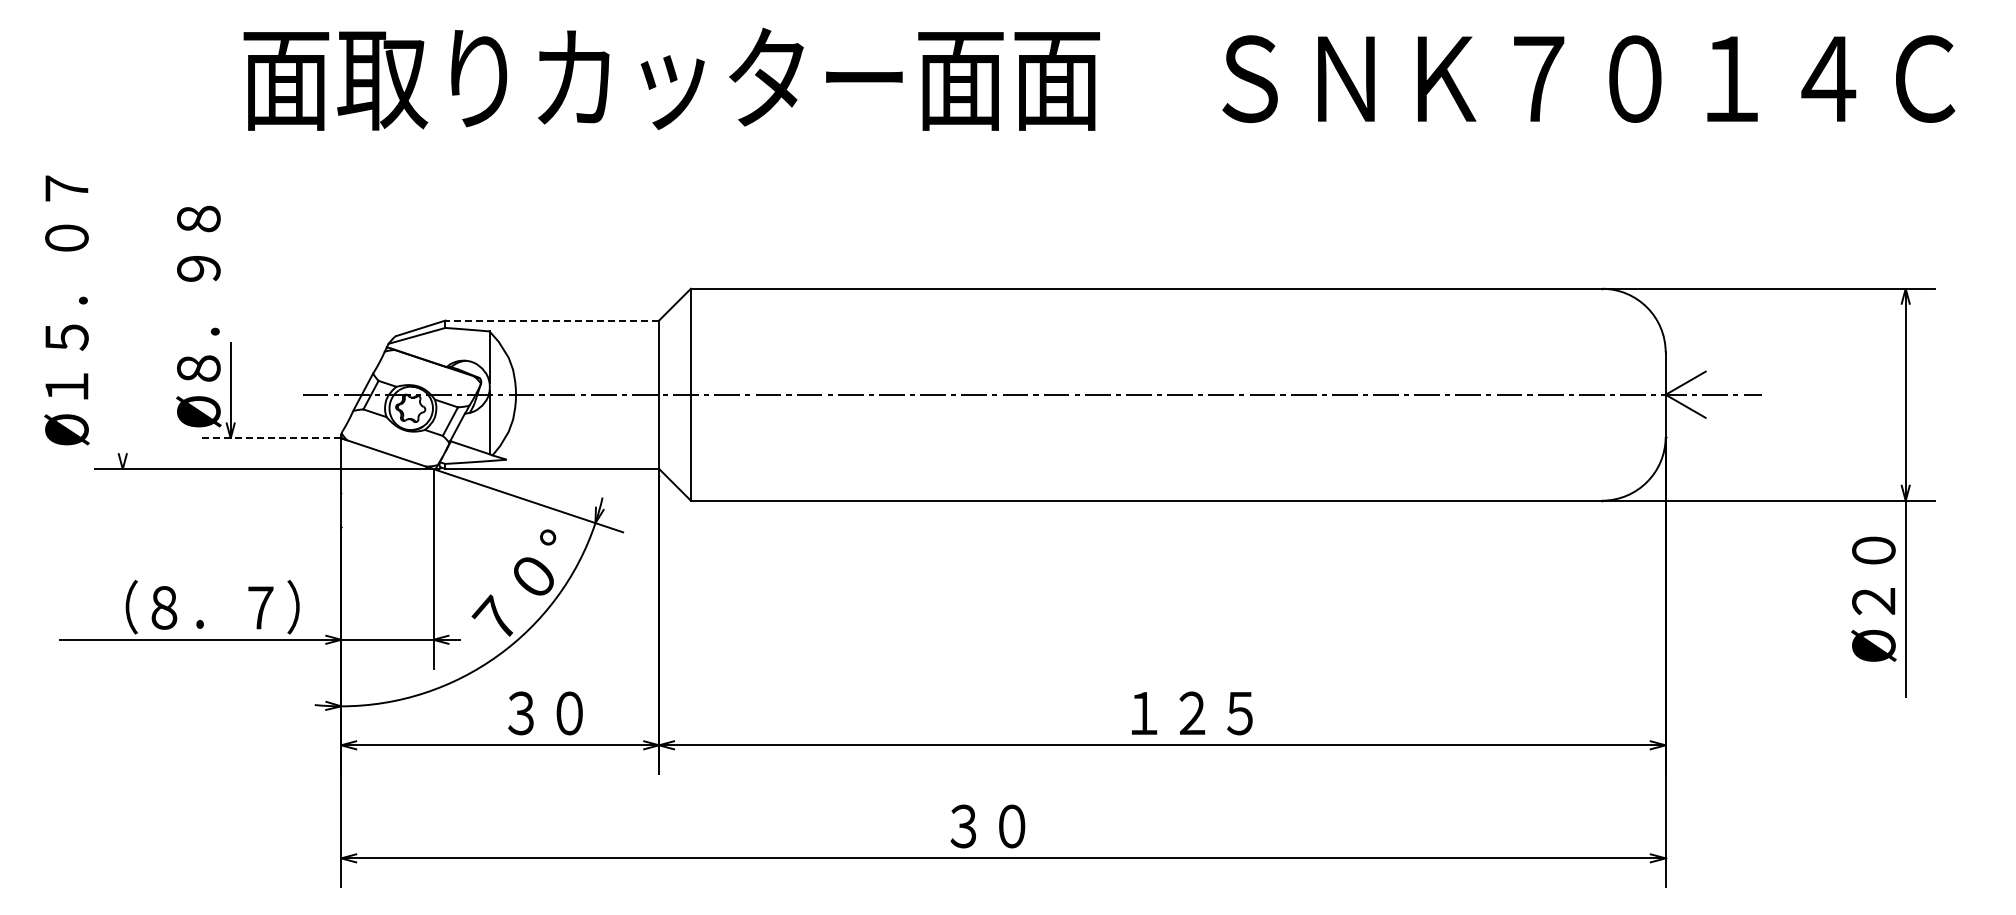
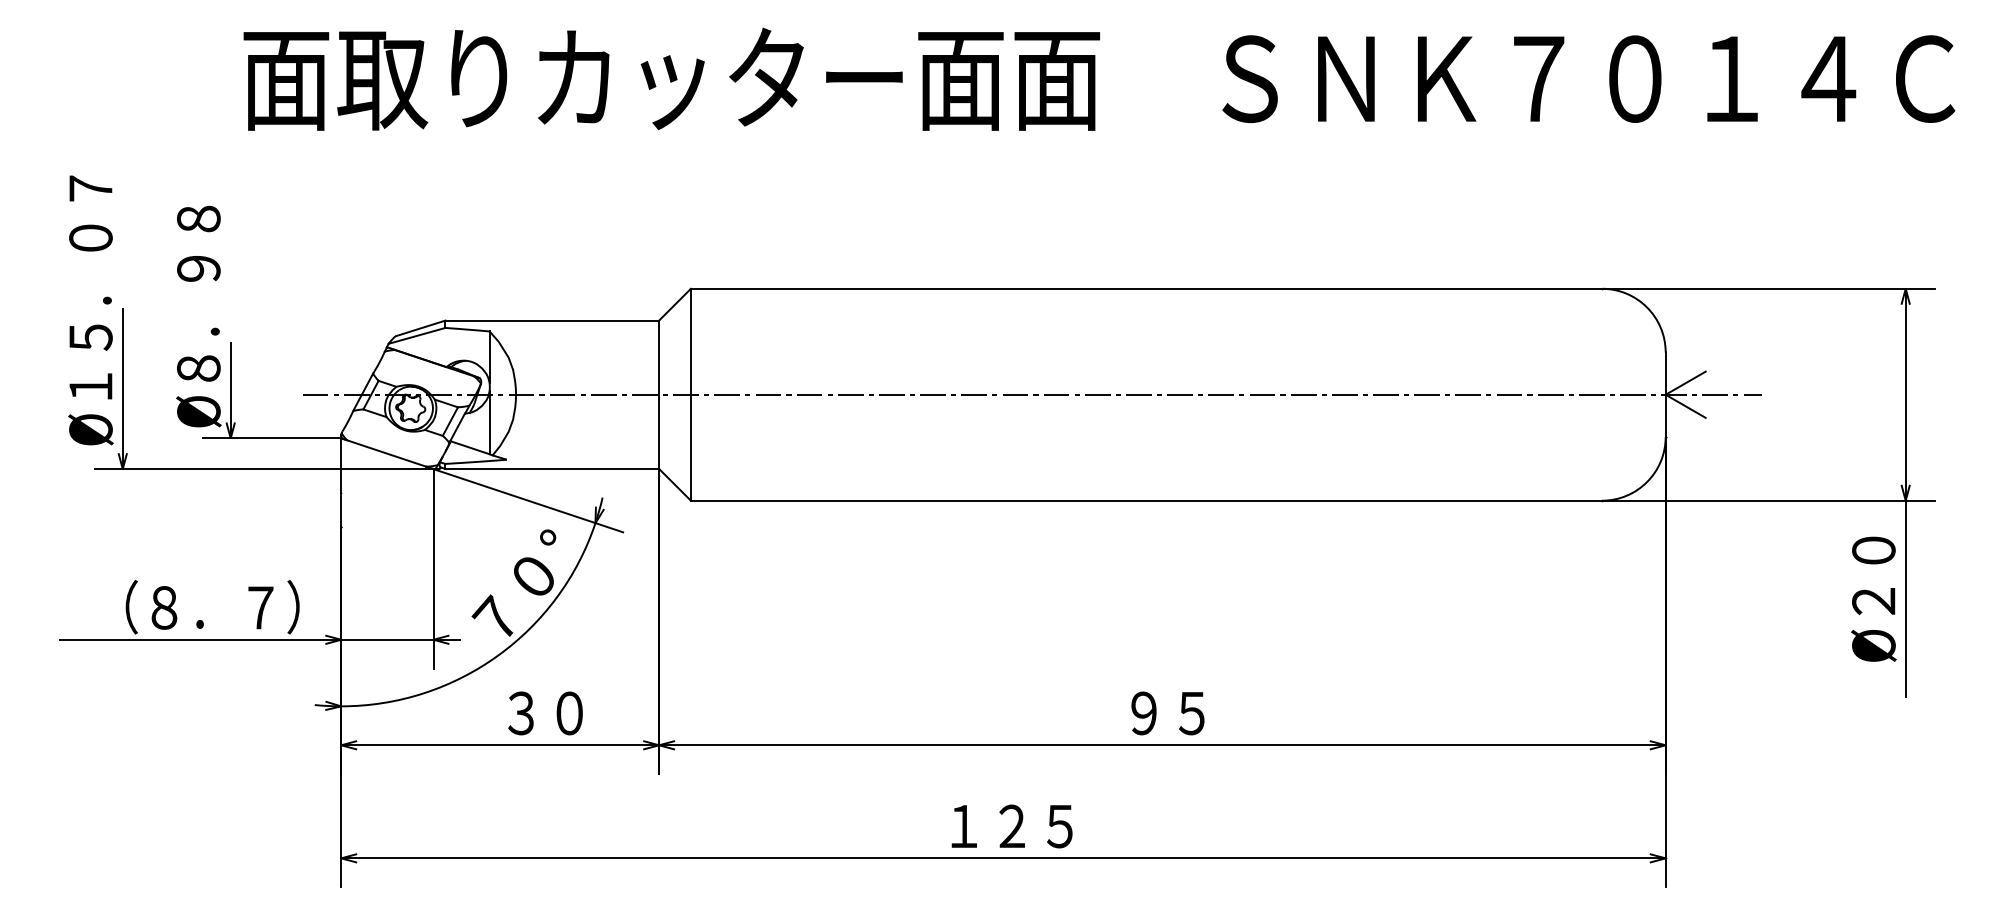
text position: (66, 310) -> (90, 310) (90, 310)
line: dashed -> solid (552, 320)
line: none -> present (122, 389)
line: dashed -> solid (270, 438)
text: １２５ -> ９５ (1191, 713)
text: ３０ -> １２５ (1011, 826)
